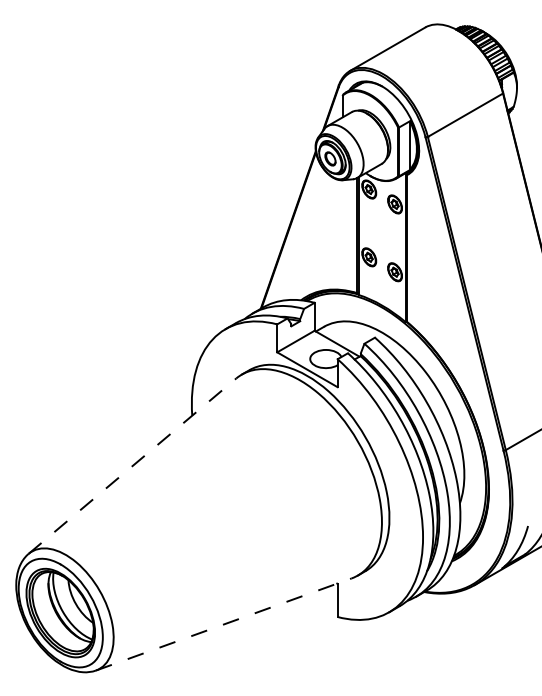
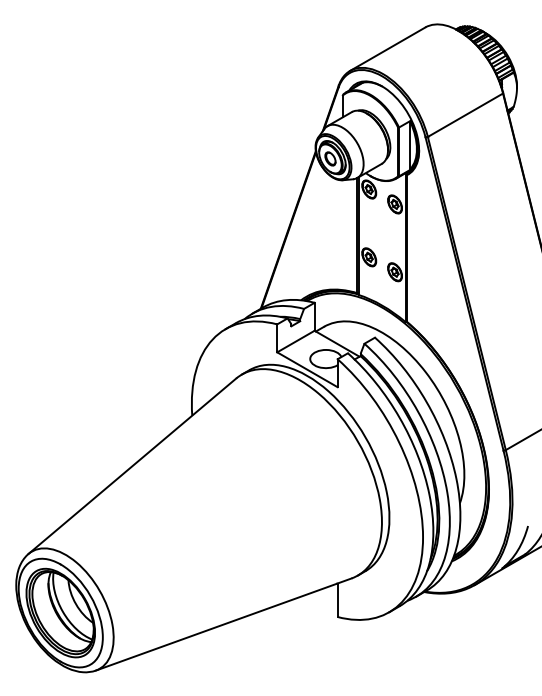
line: dashed -> solid (132, 466)
line: dashed -> solid (223, 624)
